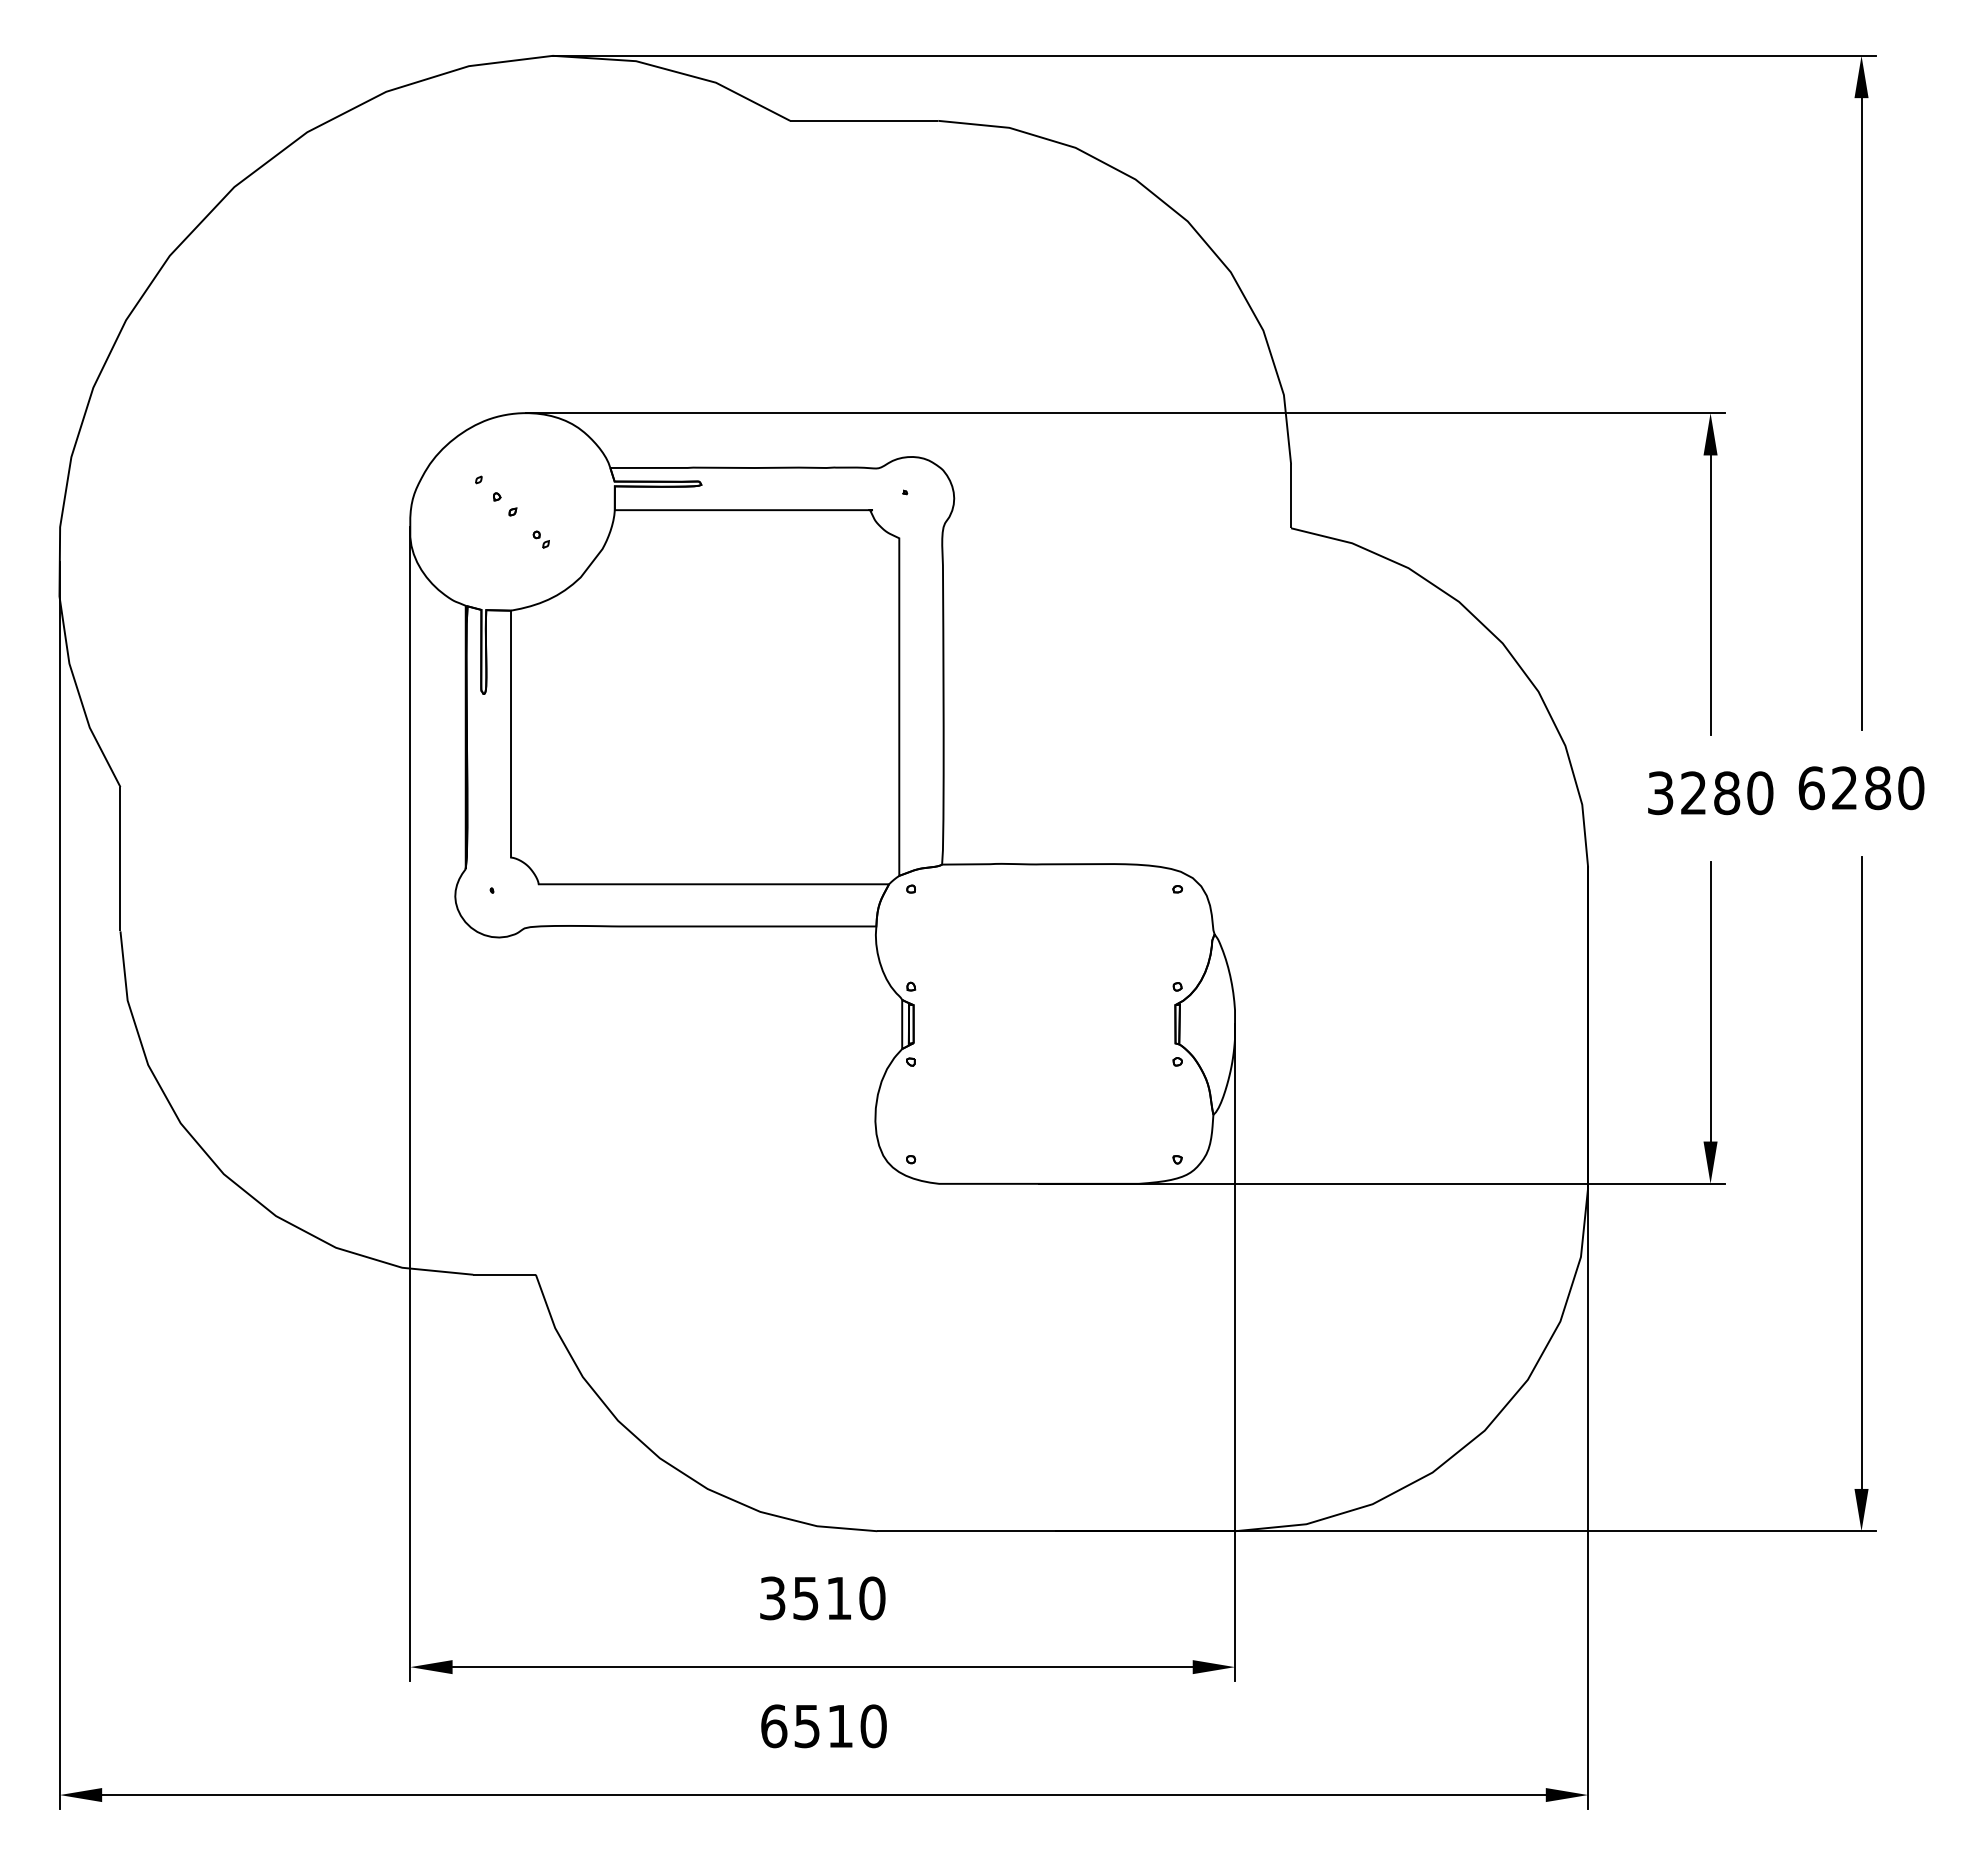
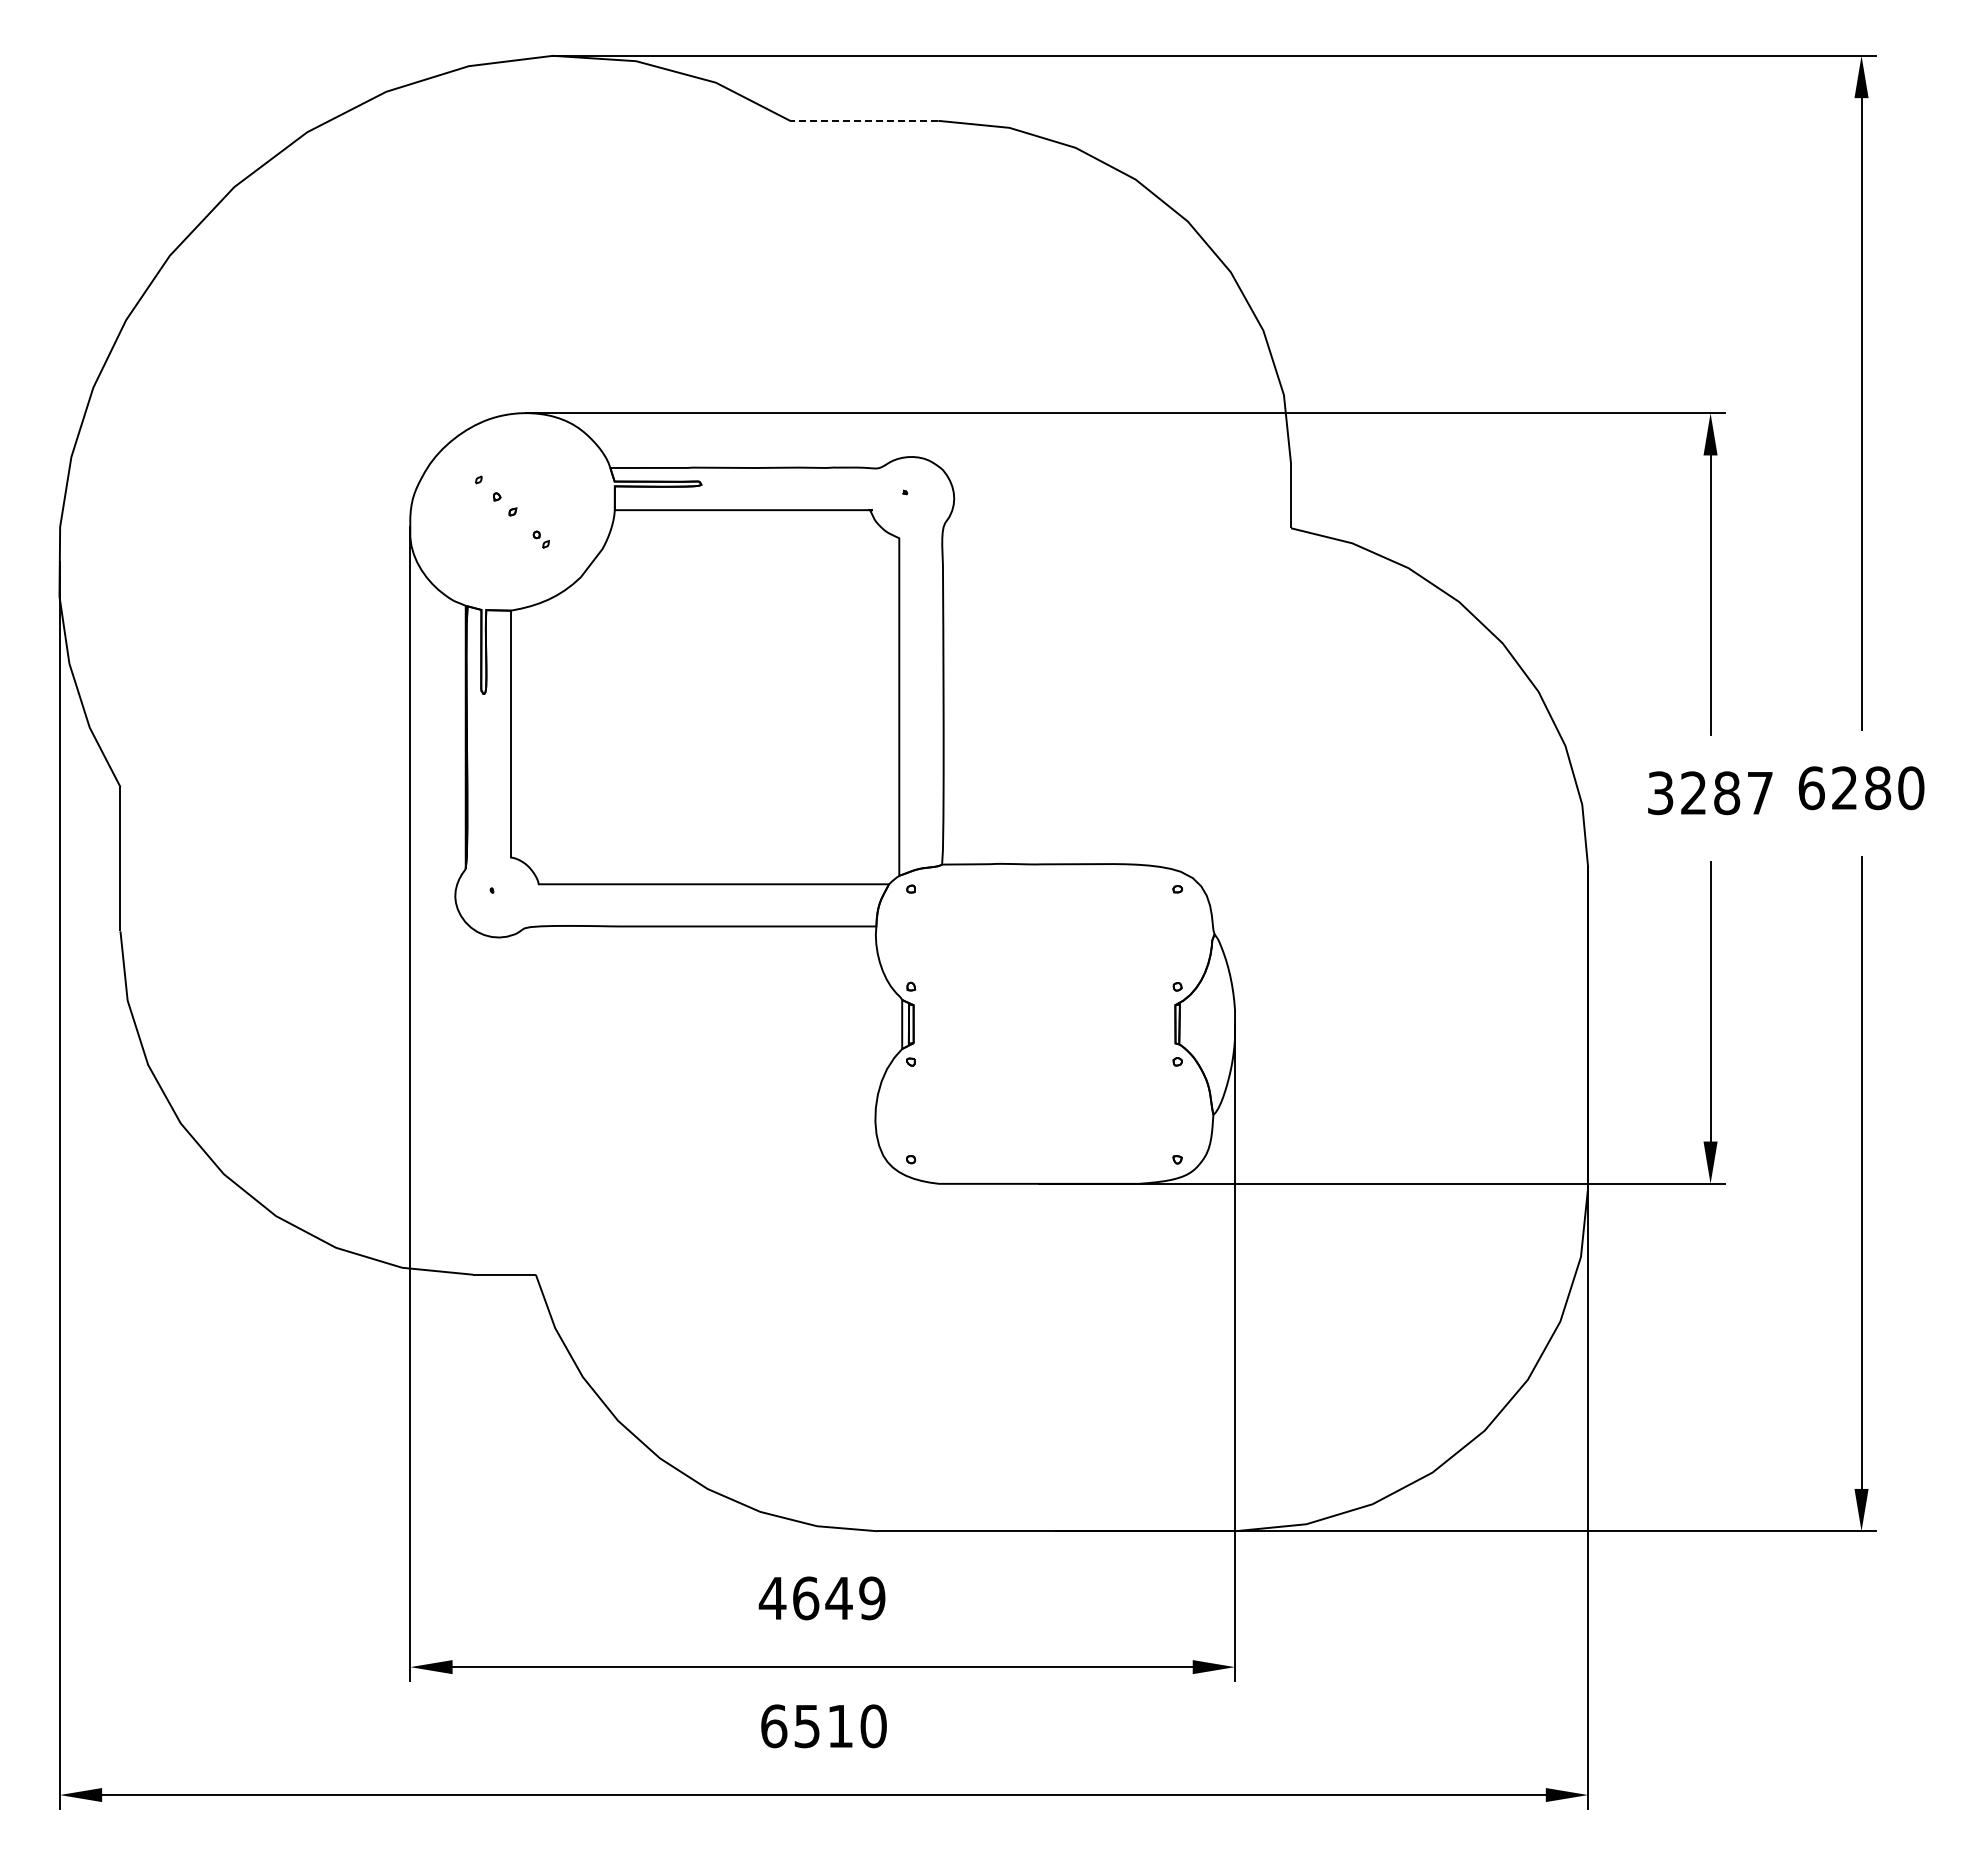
line: solid -> dashed (863, 120)
text: 3280 -> 3287 (1760, 793)
text: 3510 -> 4649 (821, 1598)
